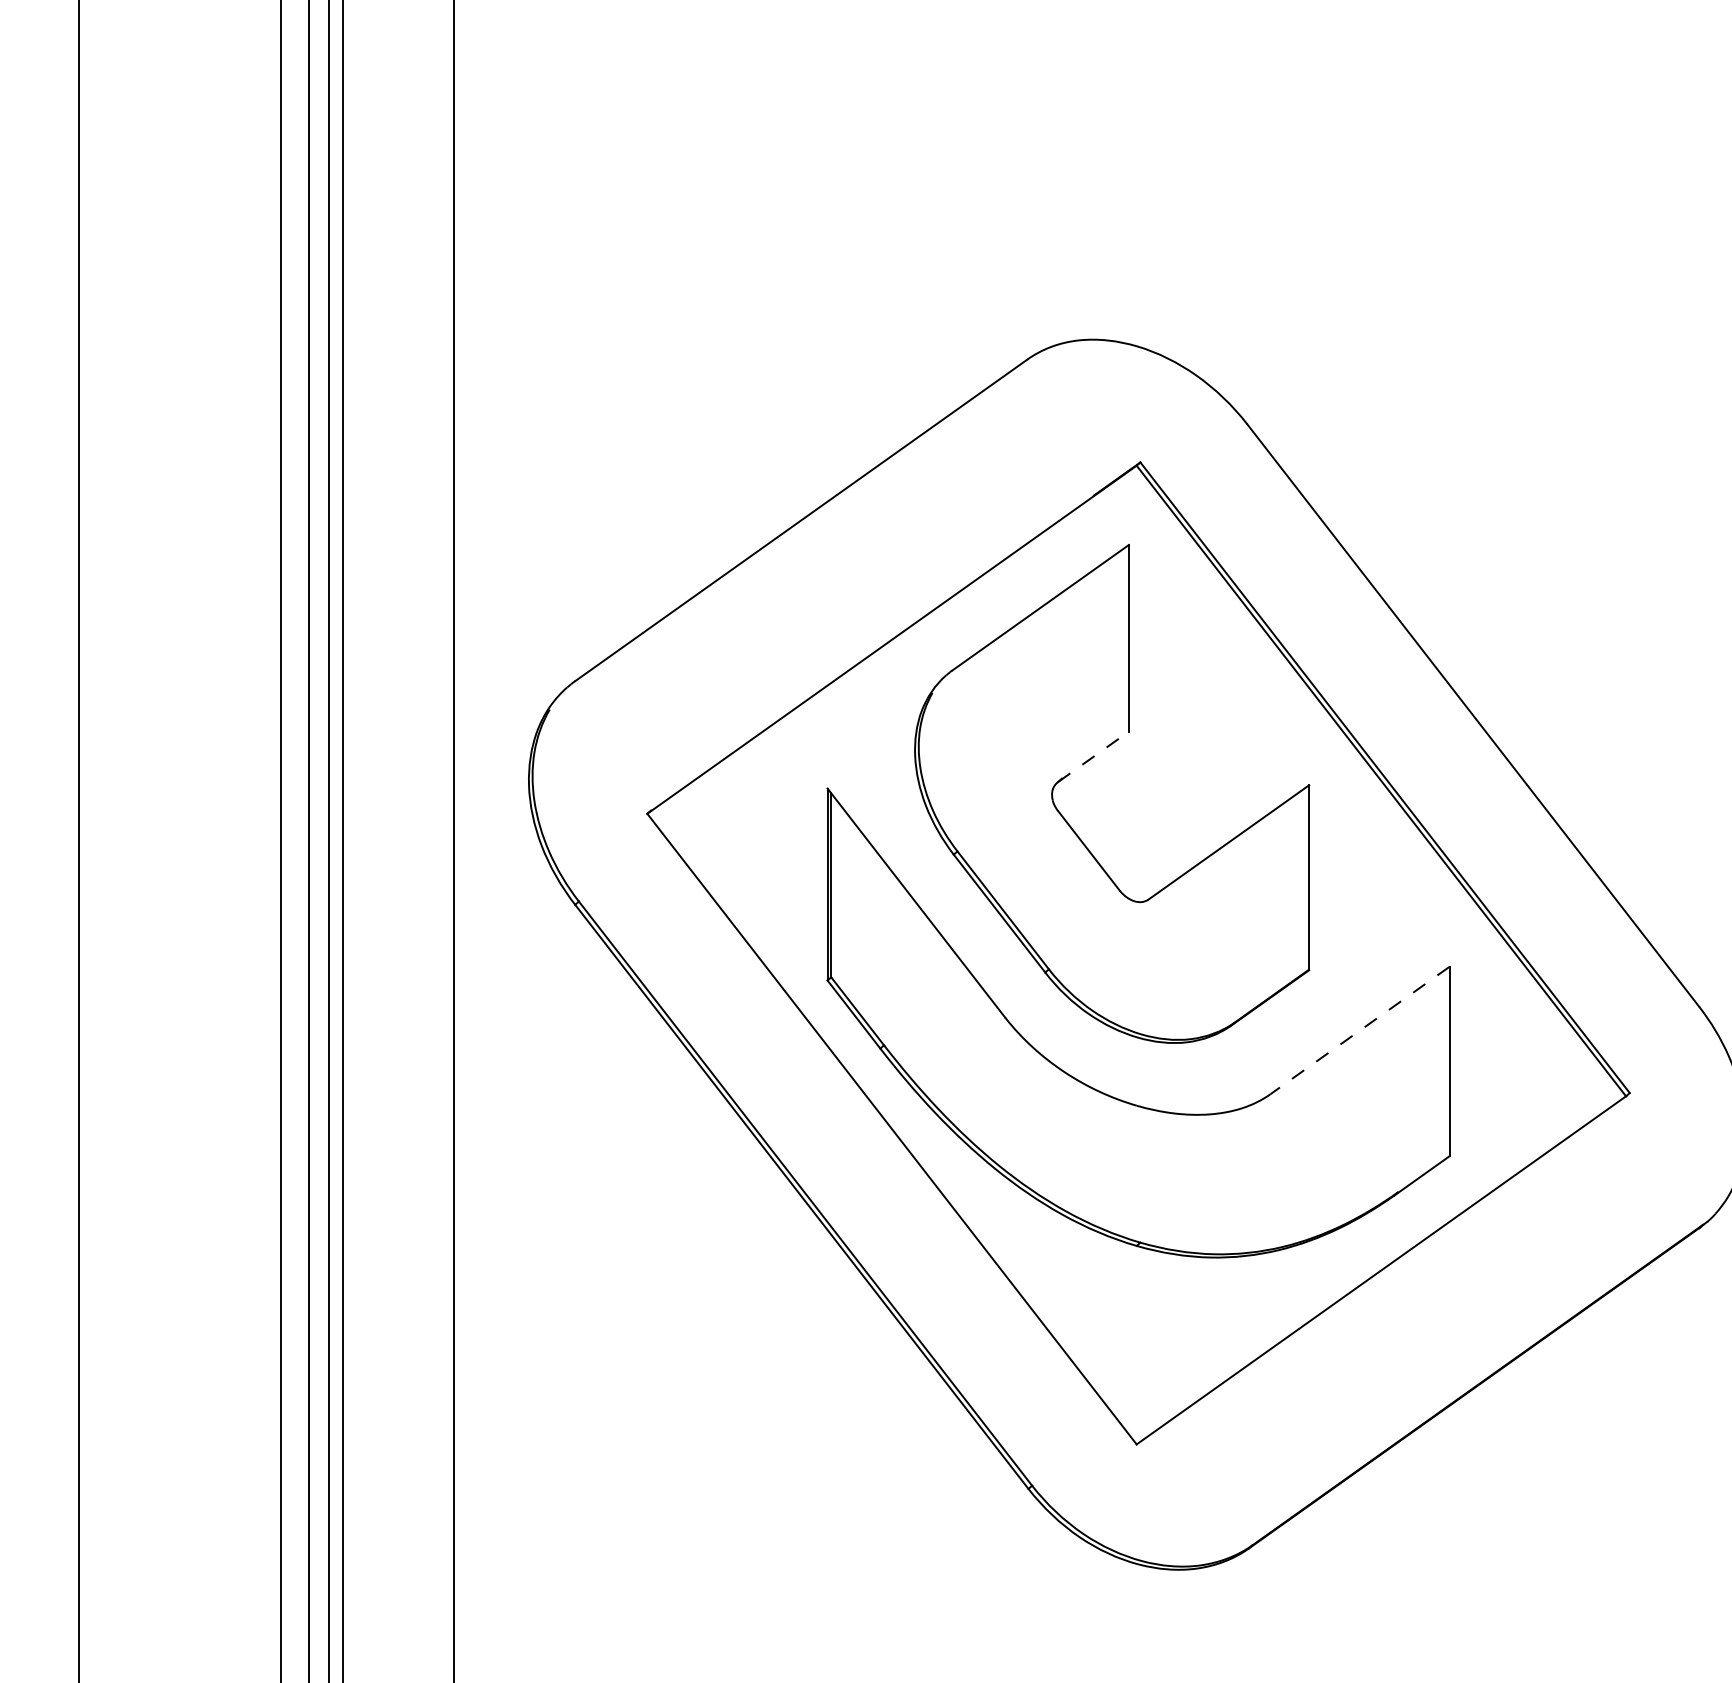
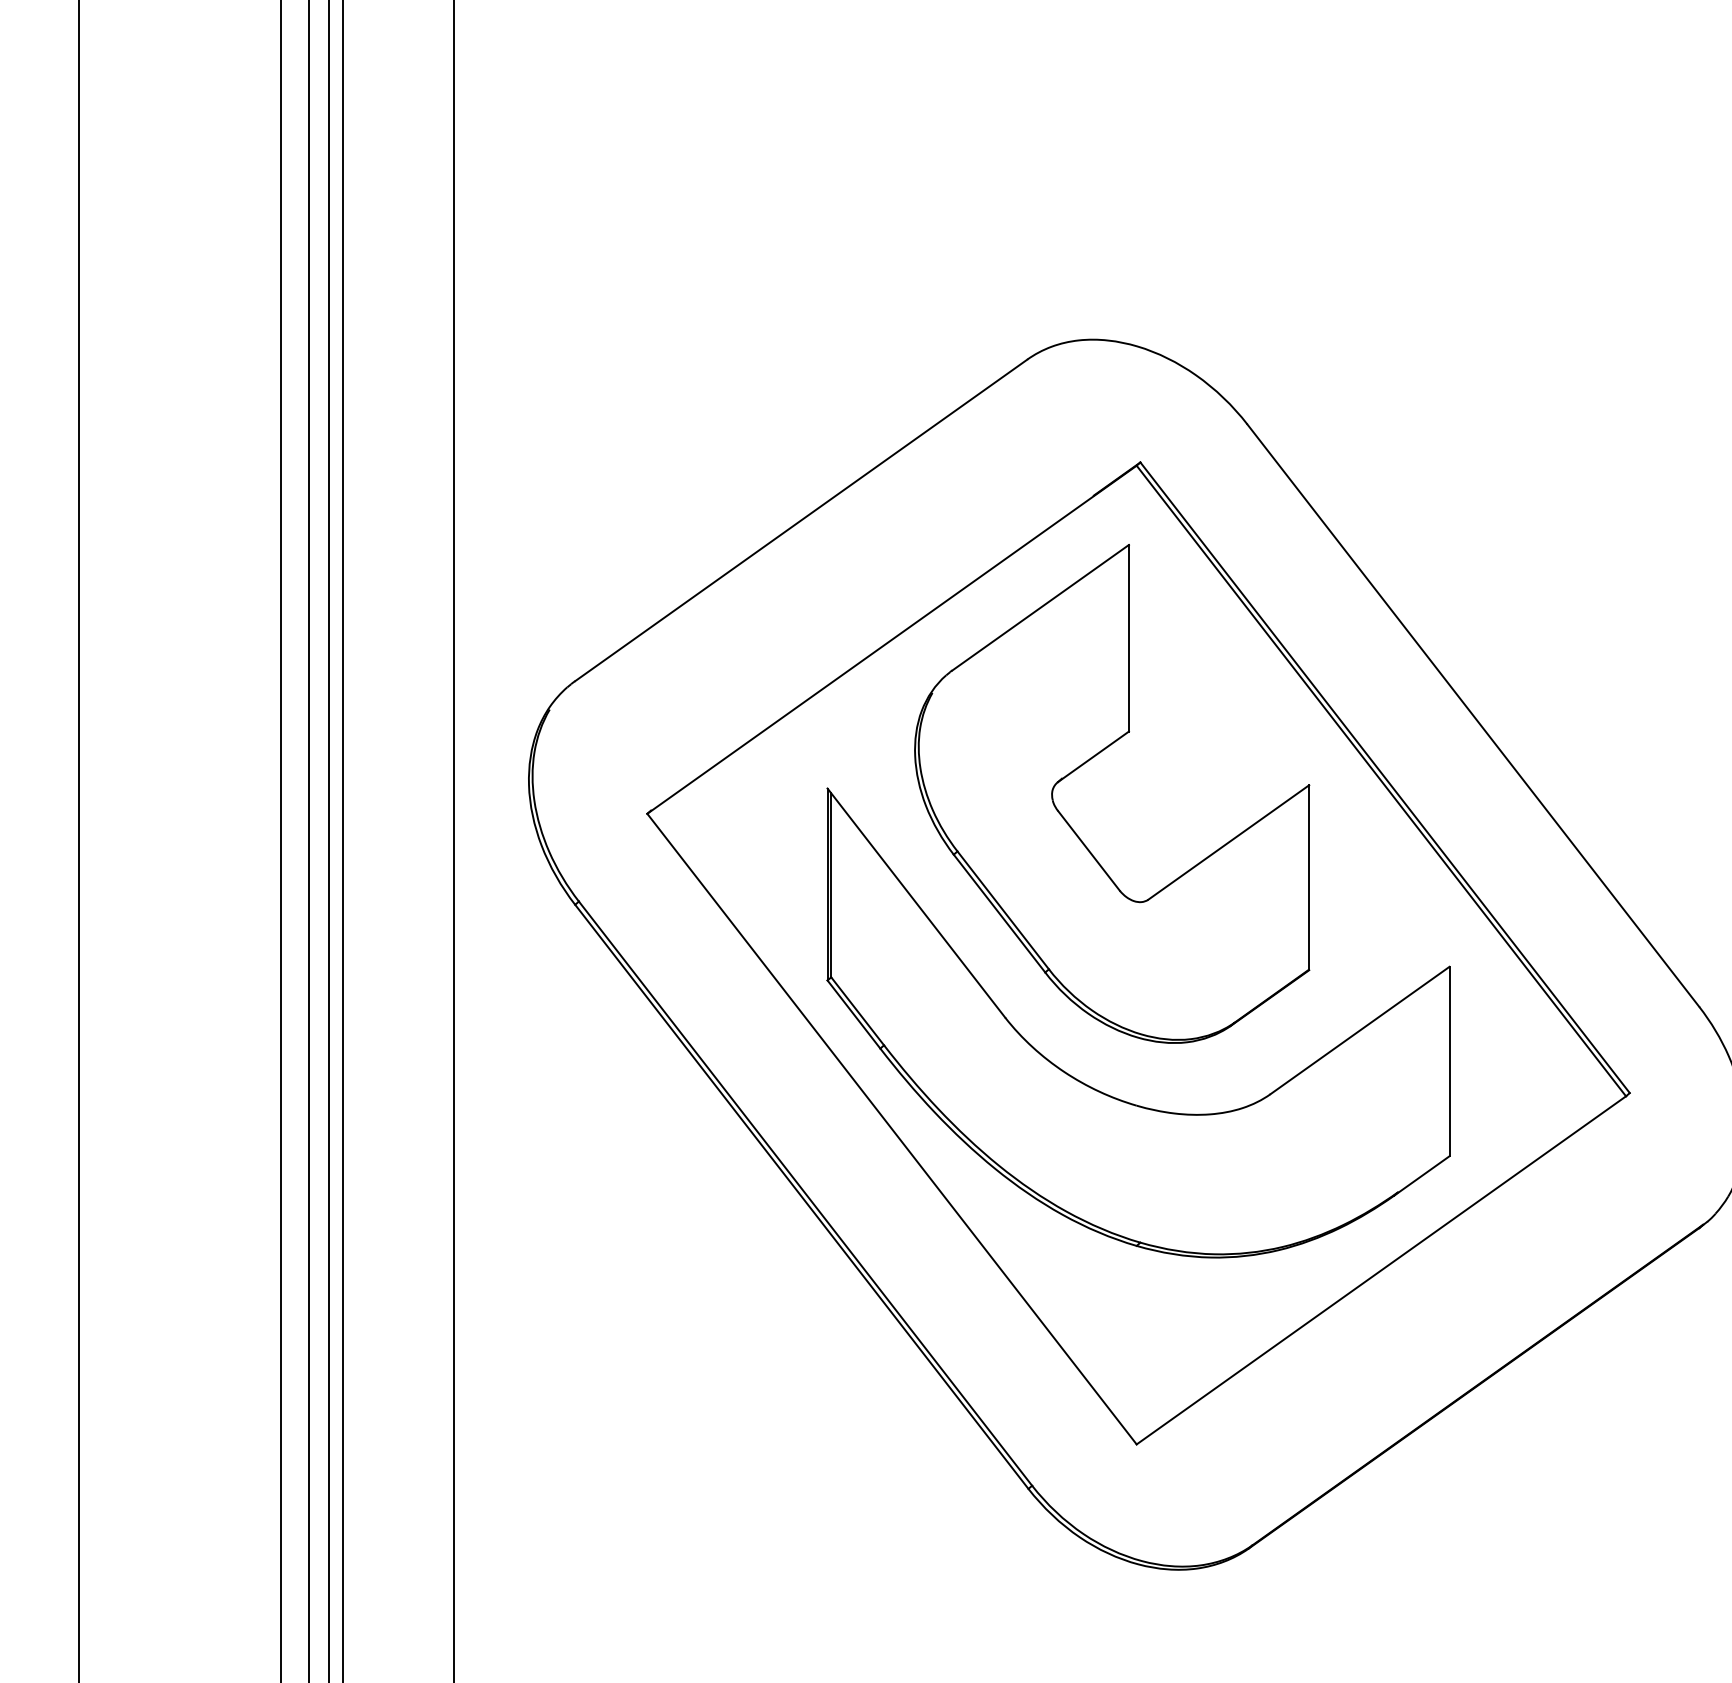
line: dashed -> solid (1093, 756)
line: dashed -> solid (1360, 1030)
